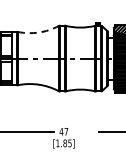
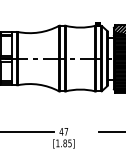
arc: dashed -> solid (38, 32)
